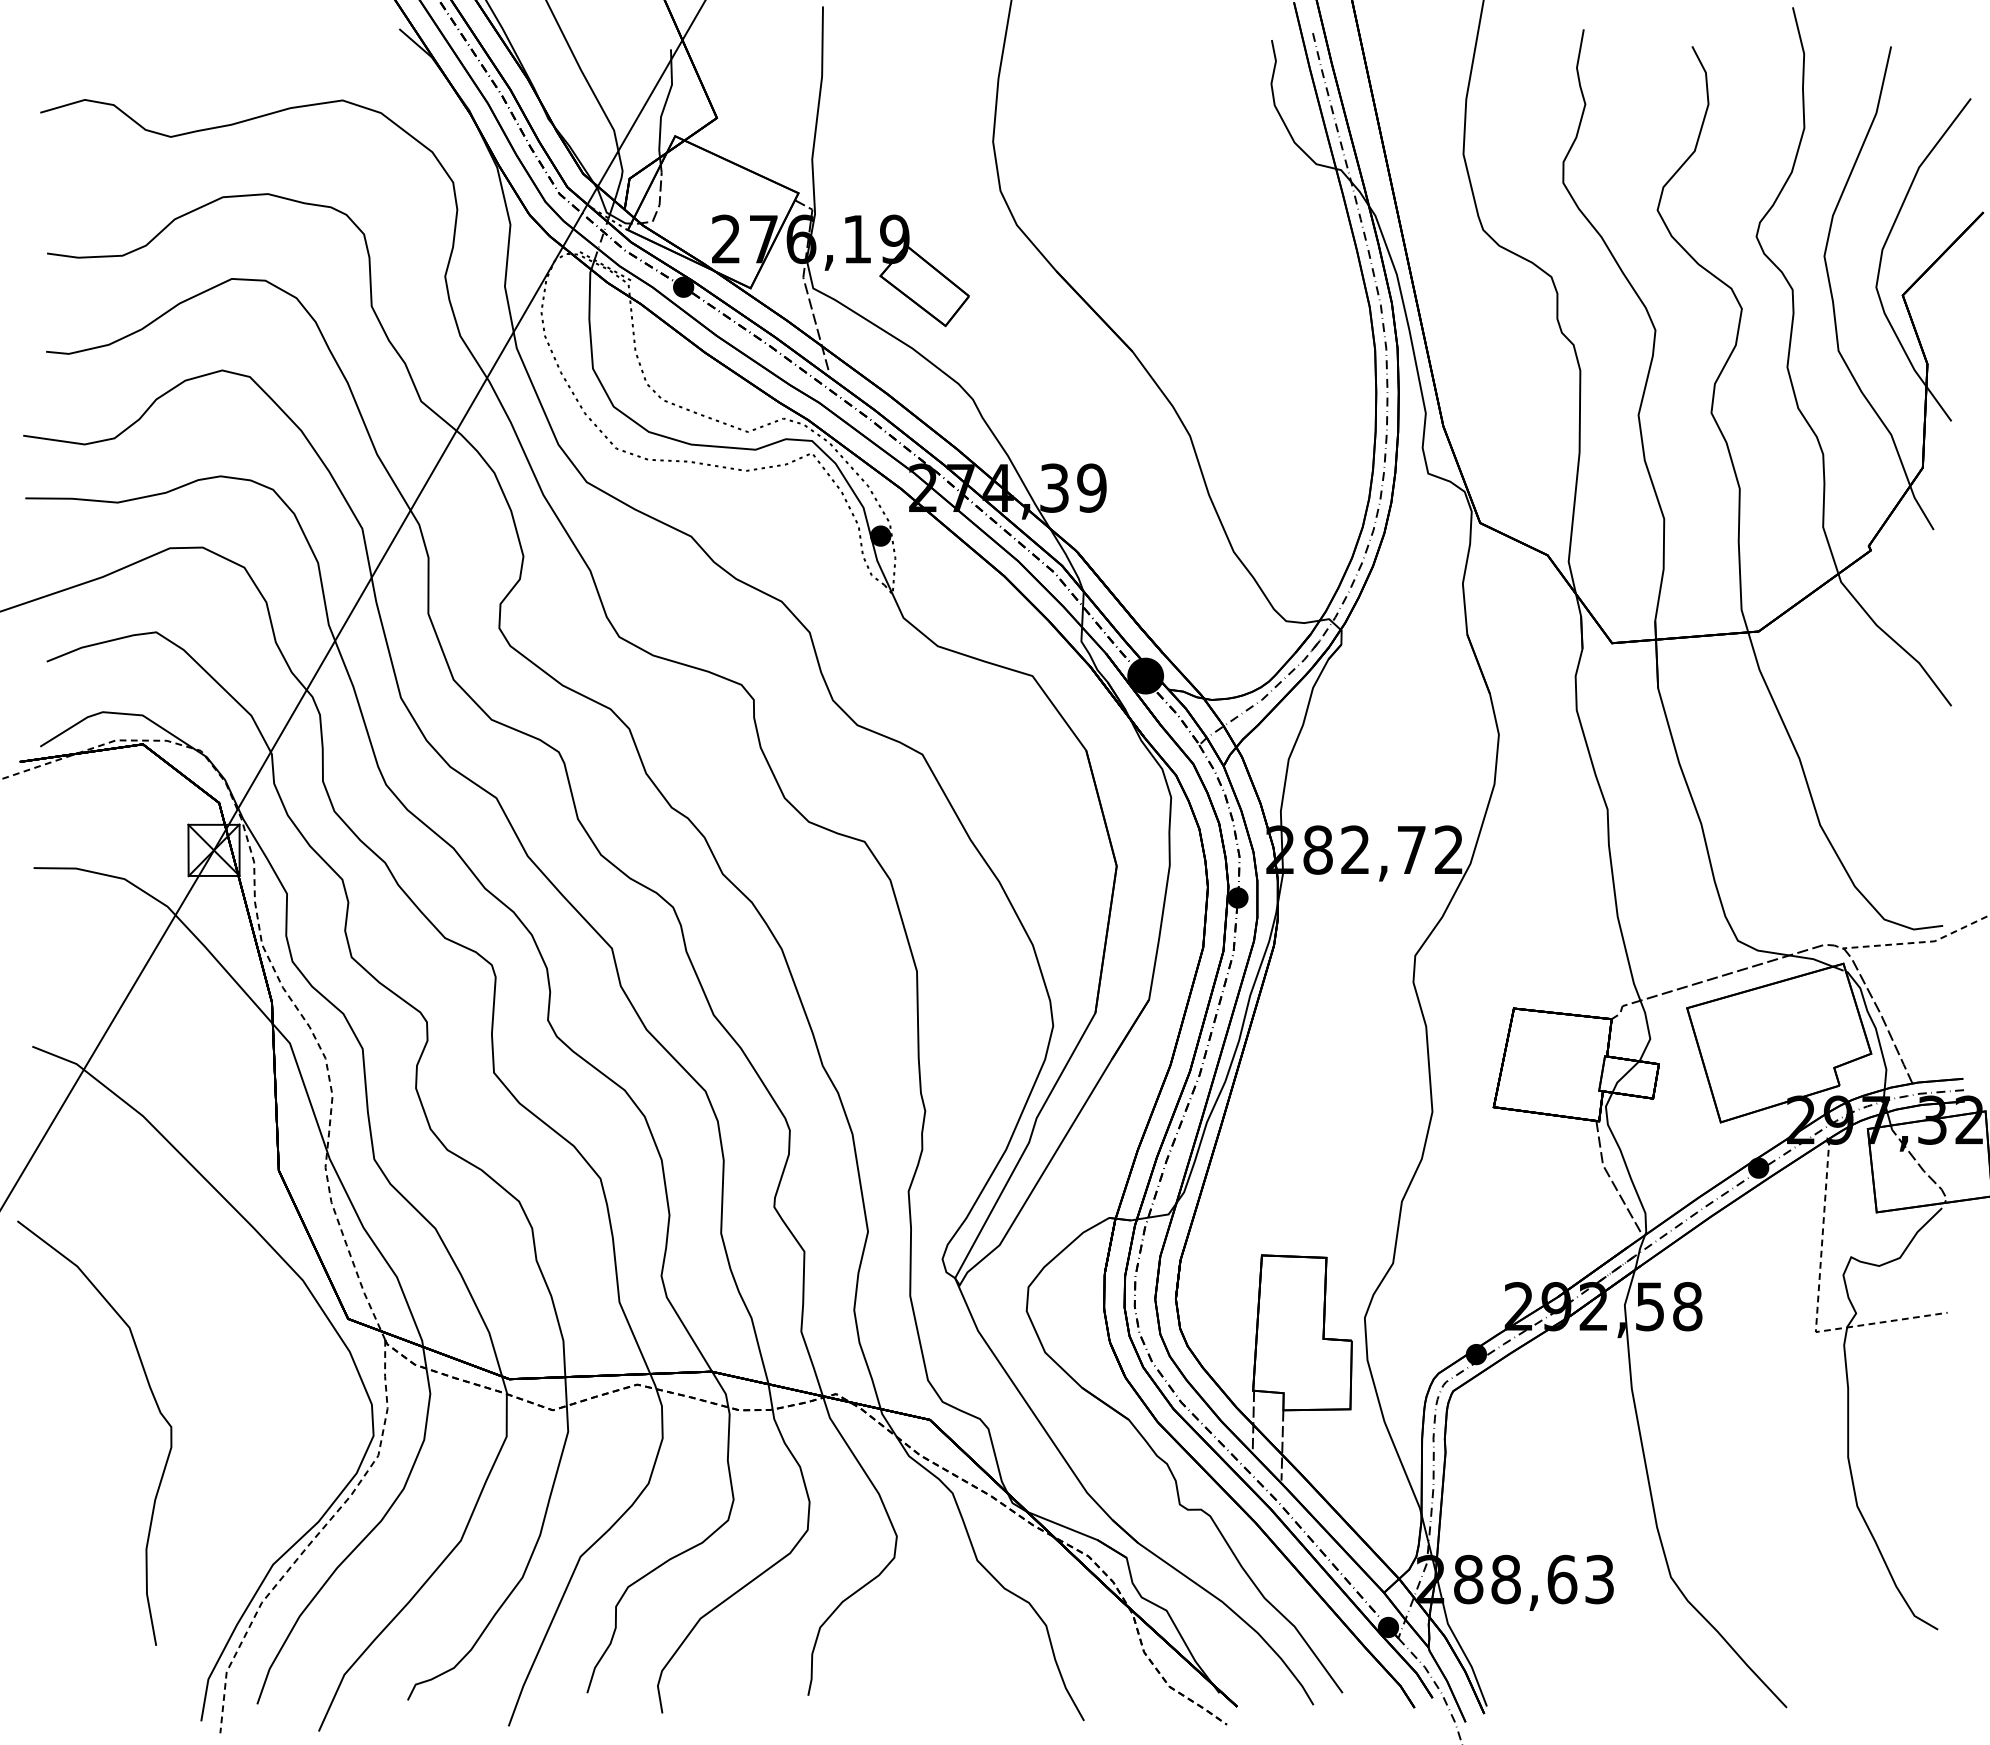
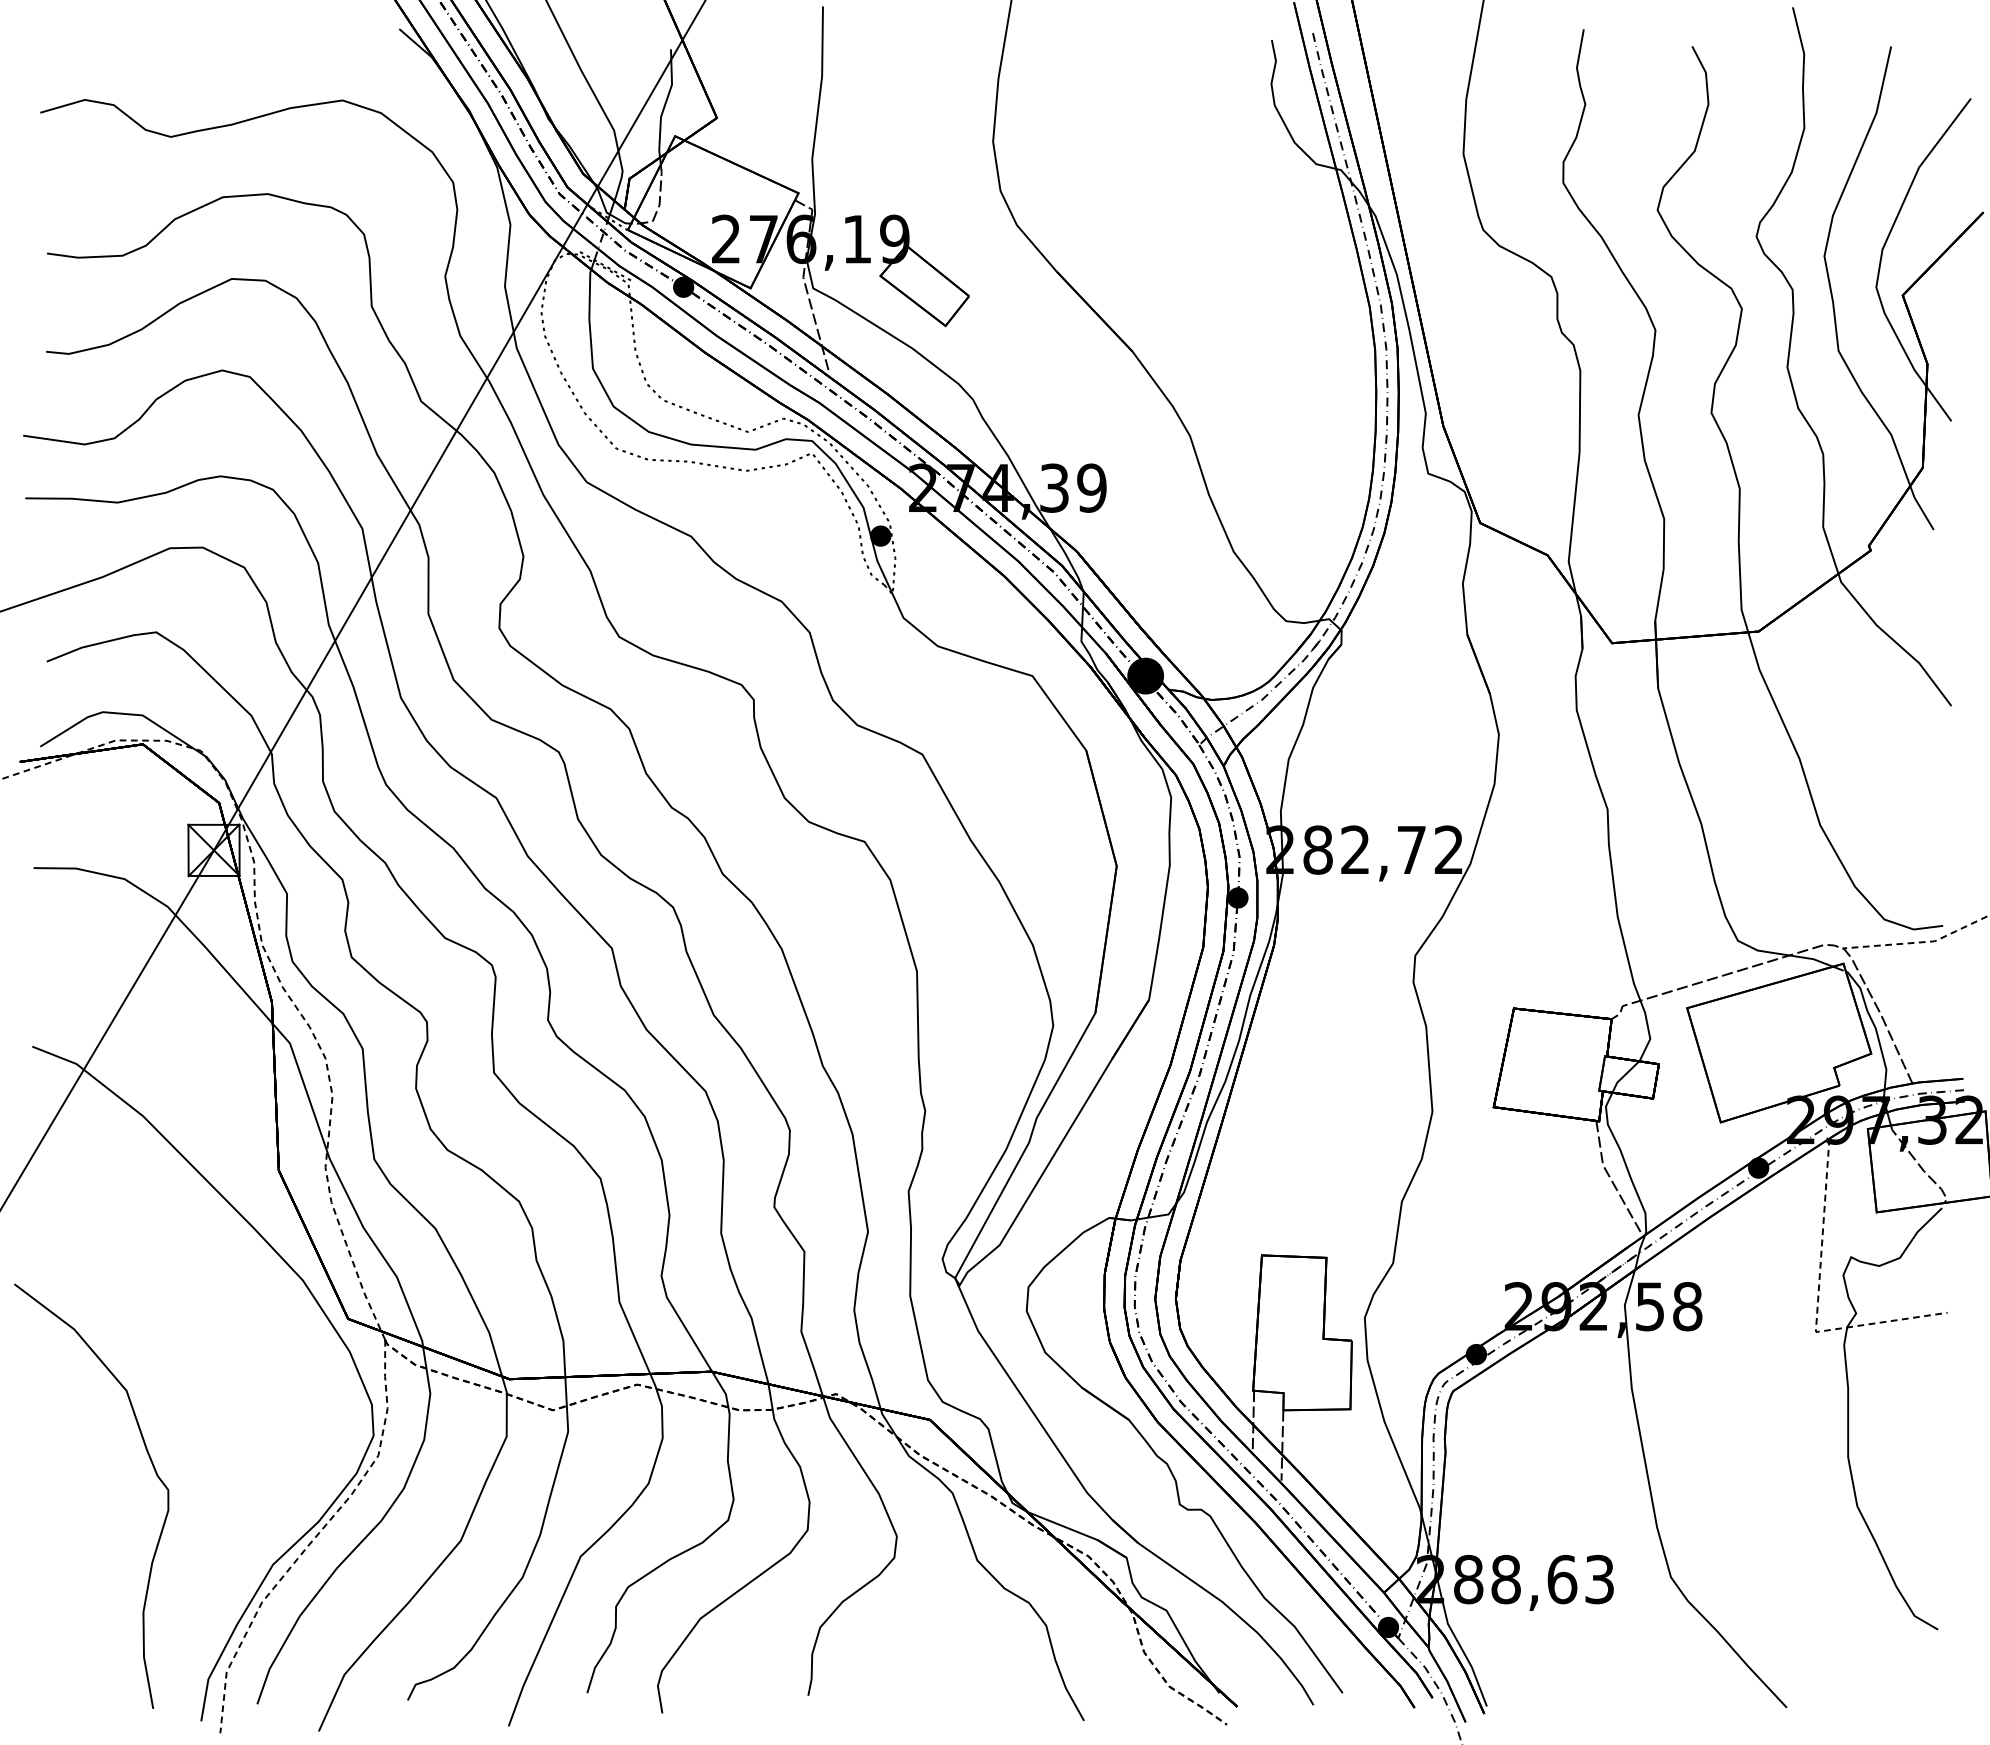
curve position: (157, 1408) -> (154, 1471) (154, 1471)
